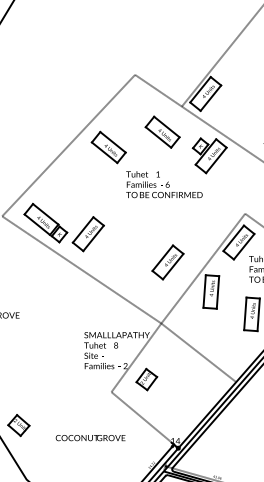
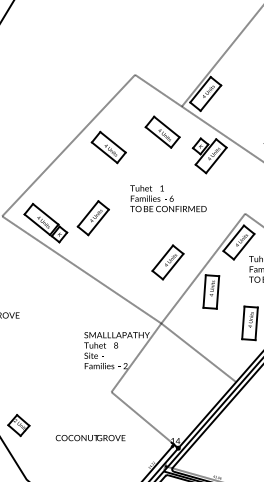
text position: (164, 184) -> (168, 198) (168, 198)
part position: (87, 234) -> (92, 218) (92, 218)
part position: (251, 314) -> (249, 323) (249, 323)
part: present -> none (146, 379)
